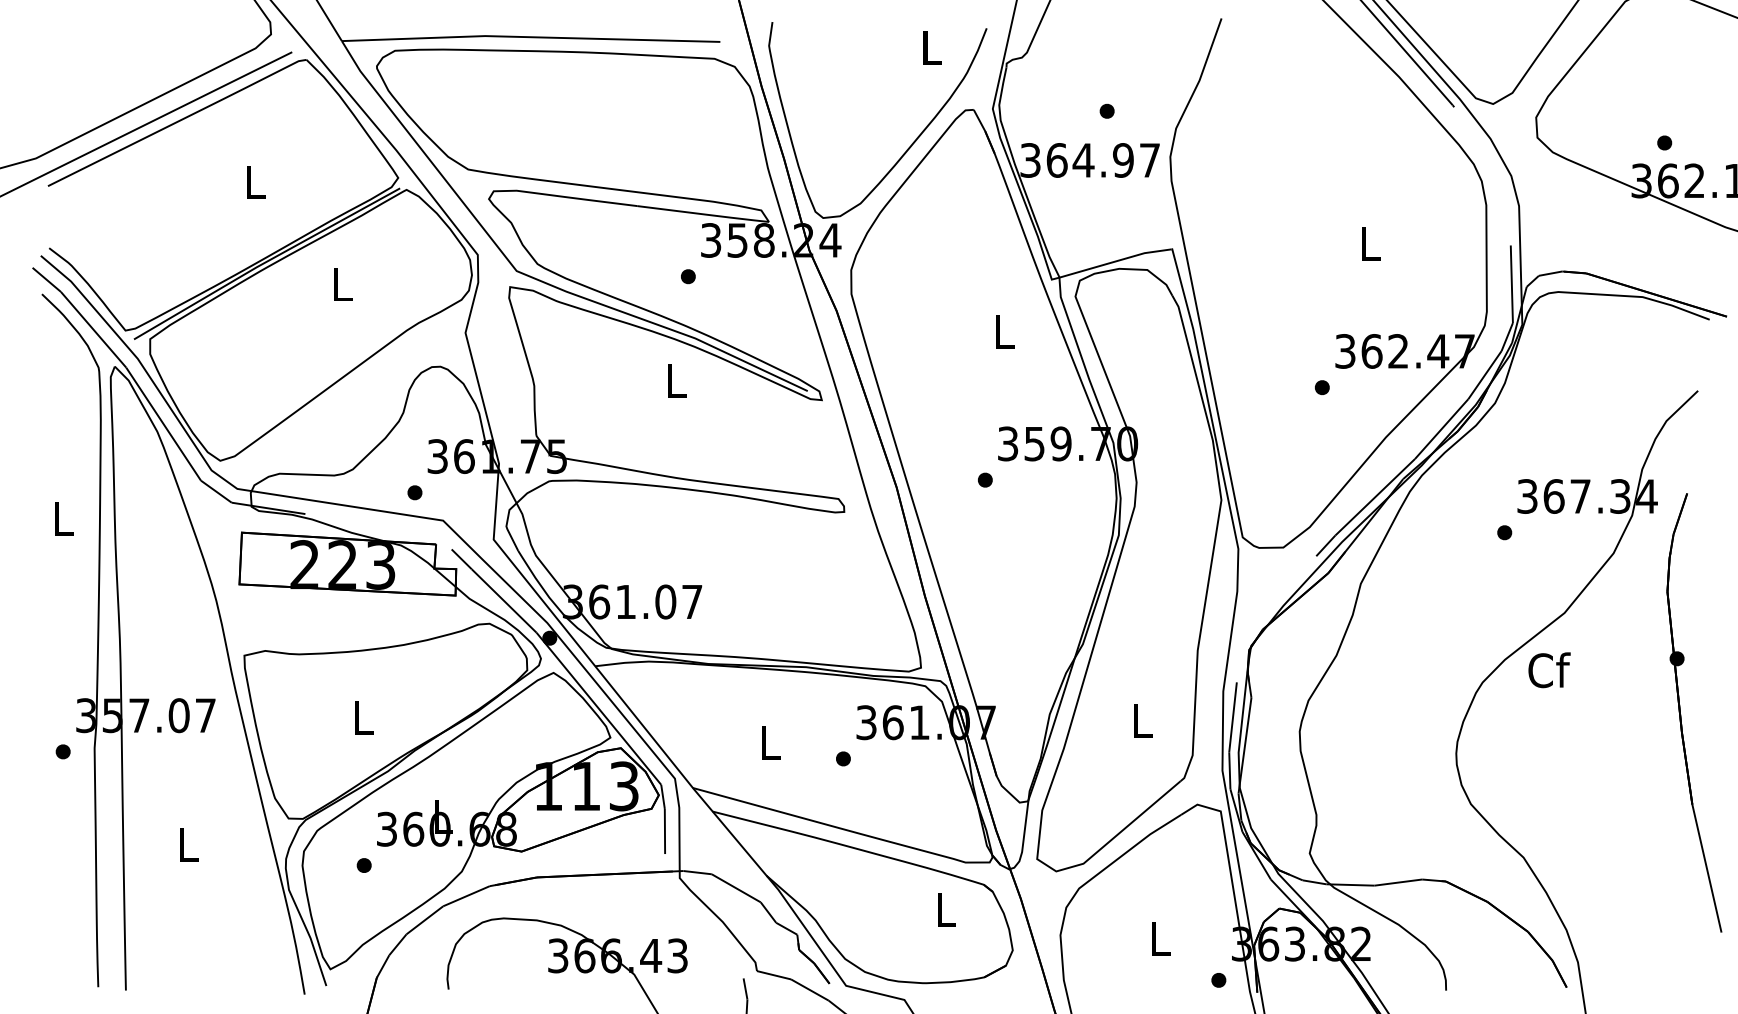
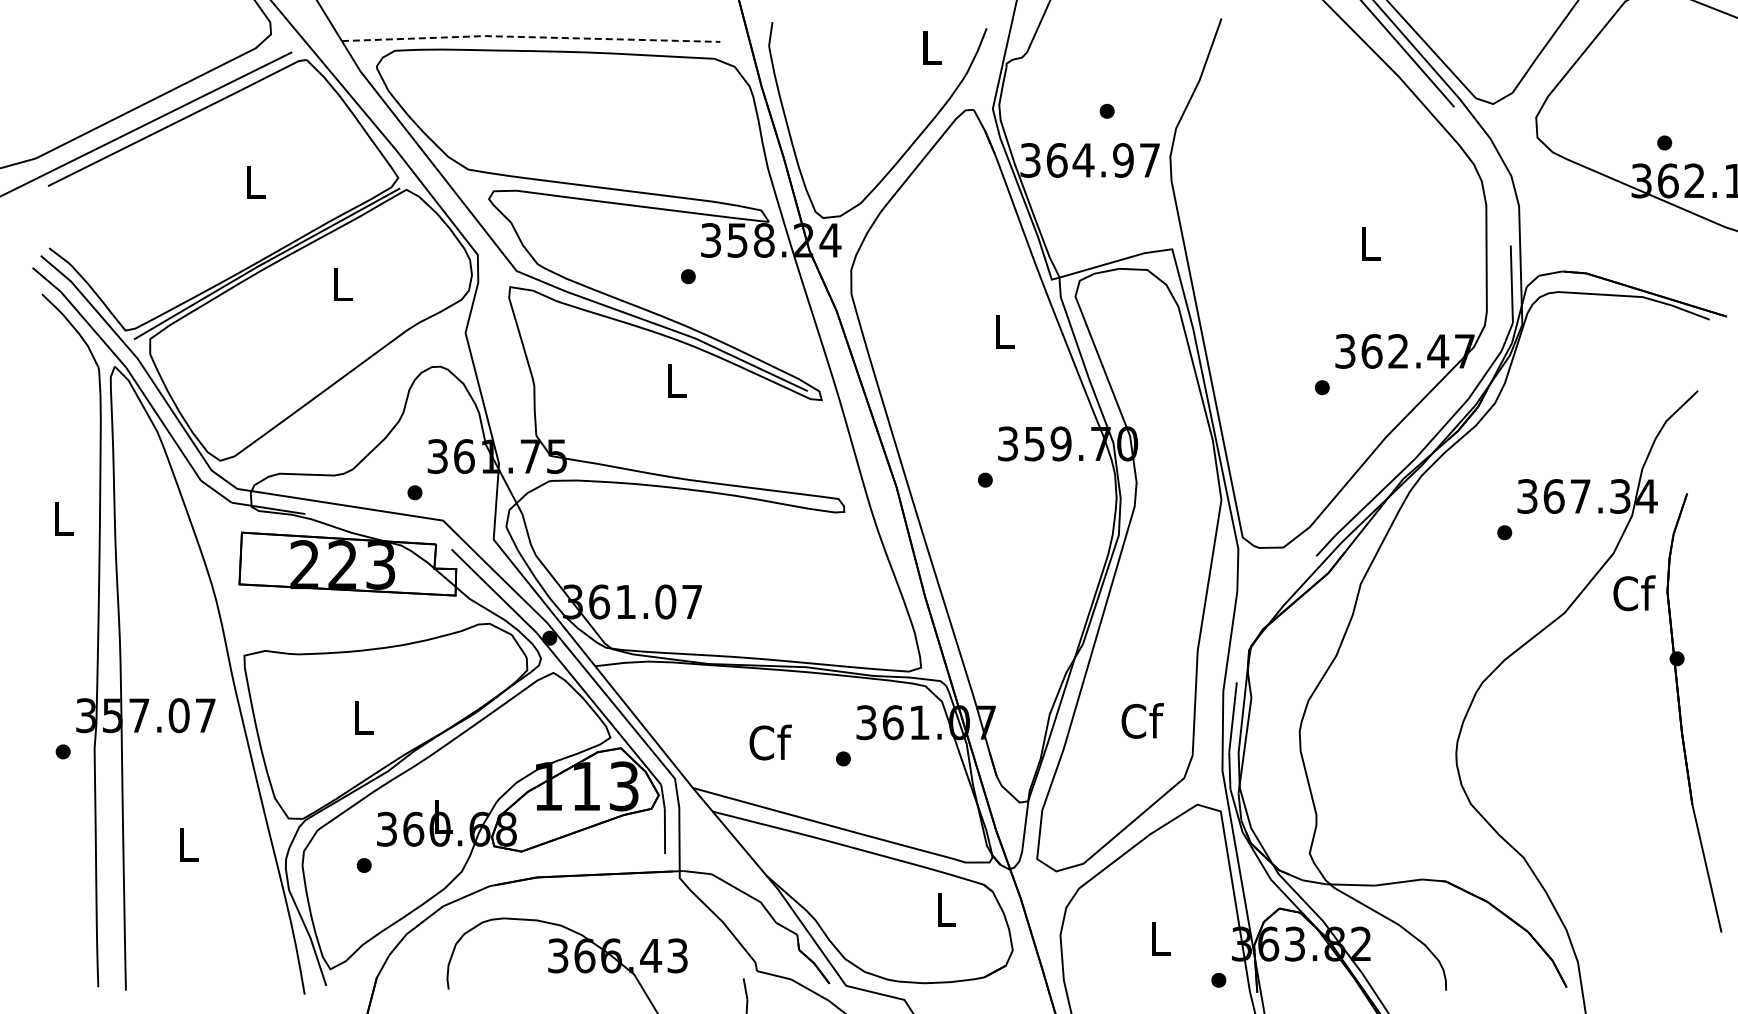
line: solid -> dashed (531, 37)
text position: (1549, 670) -> (1634, 593) (1634, 593)
text: L -> Cf (1142, 720)
text: L -> Cf (770, 742)
